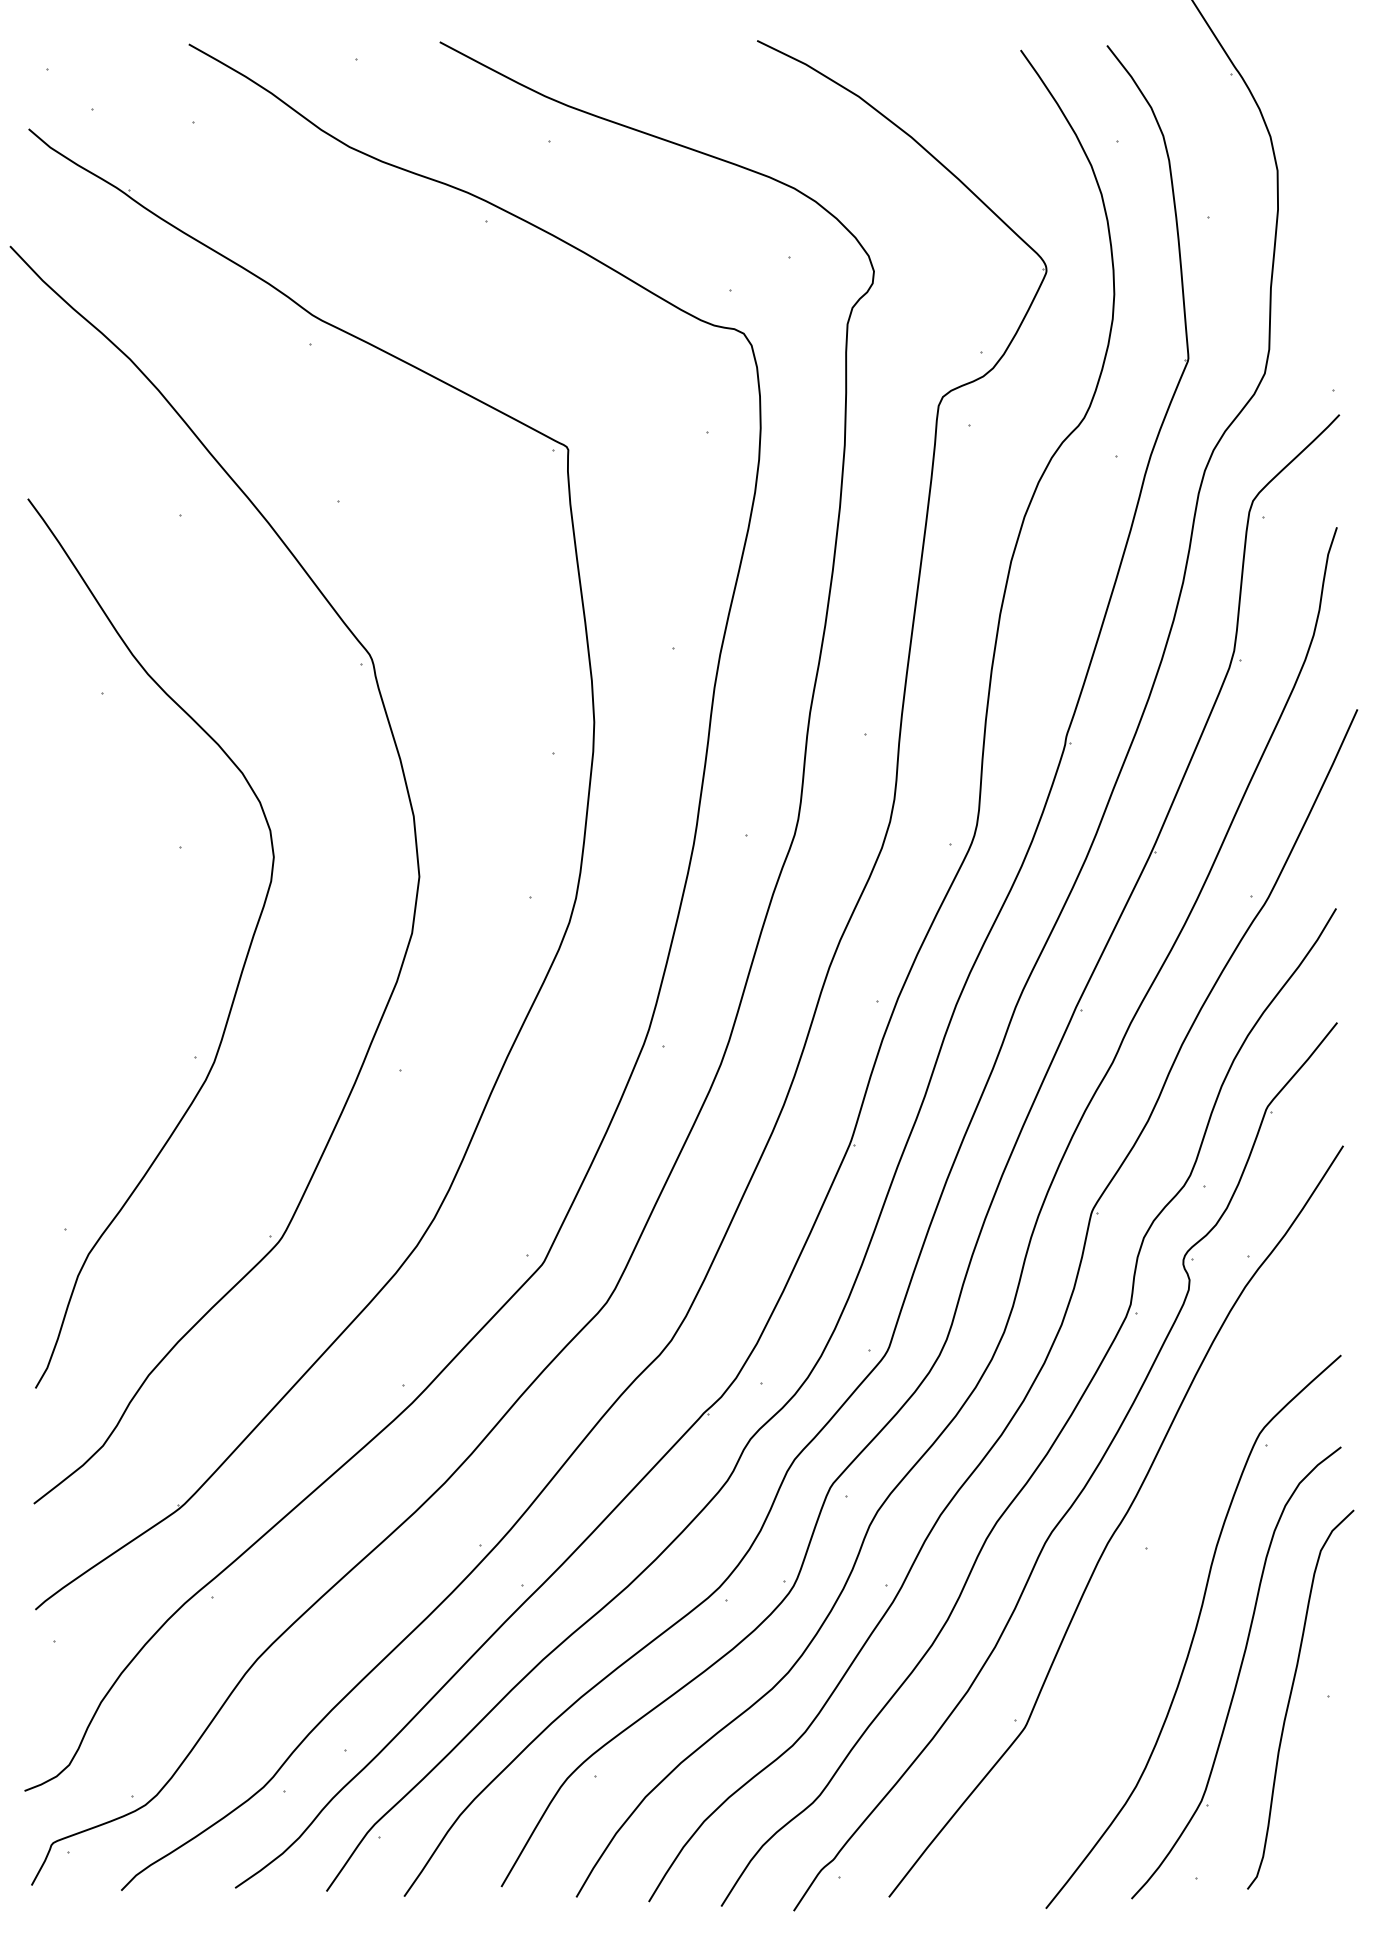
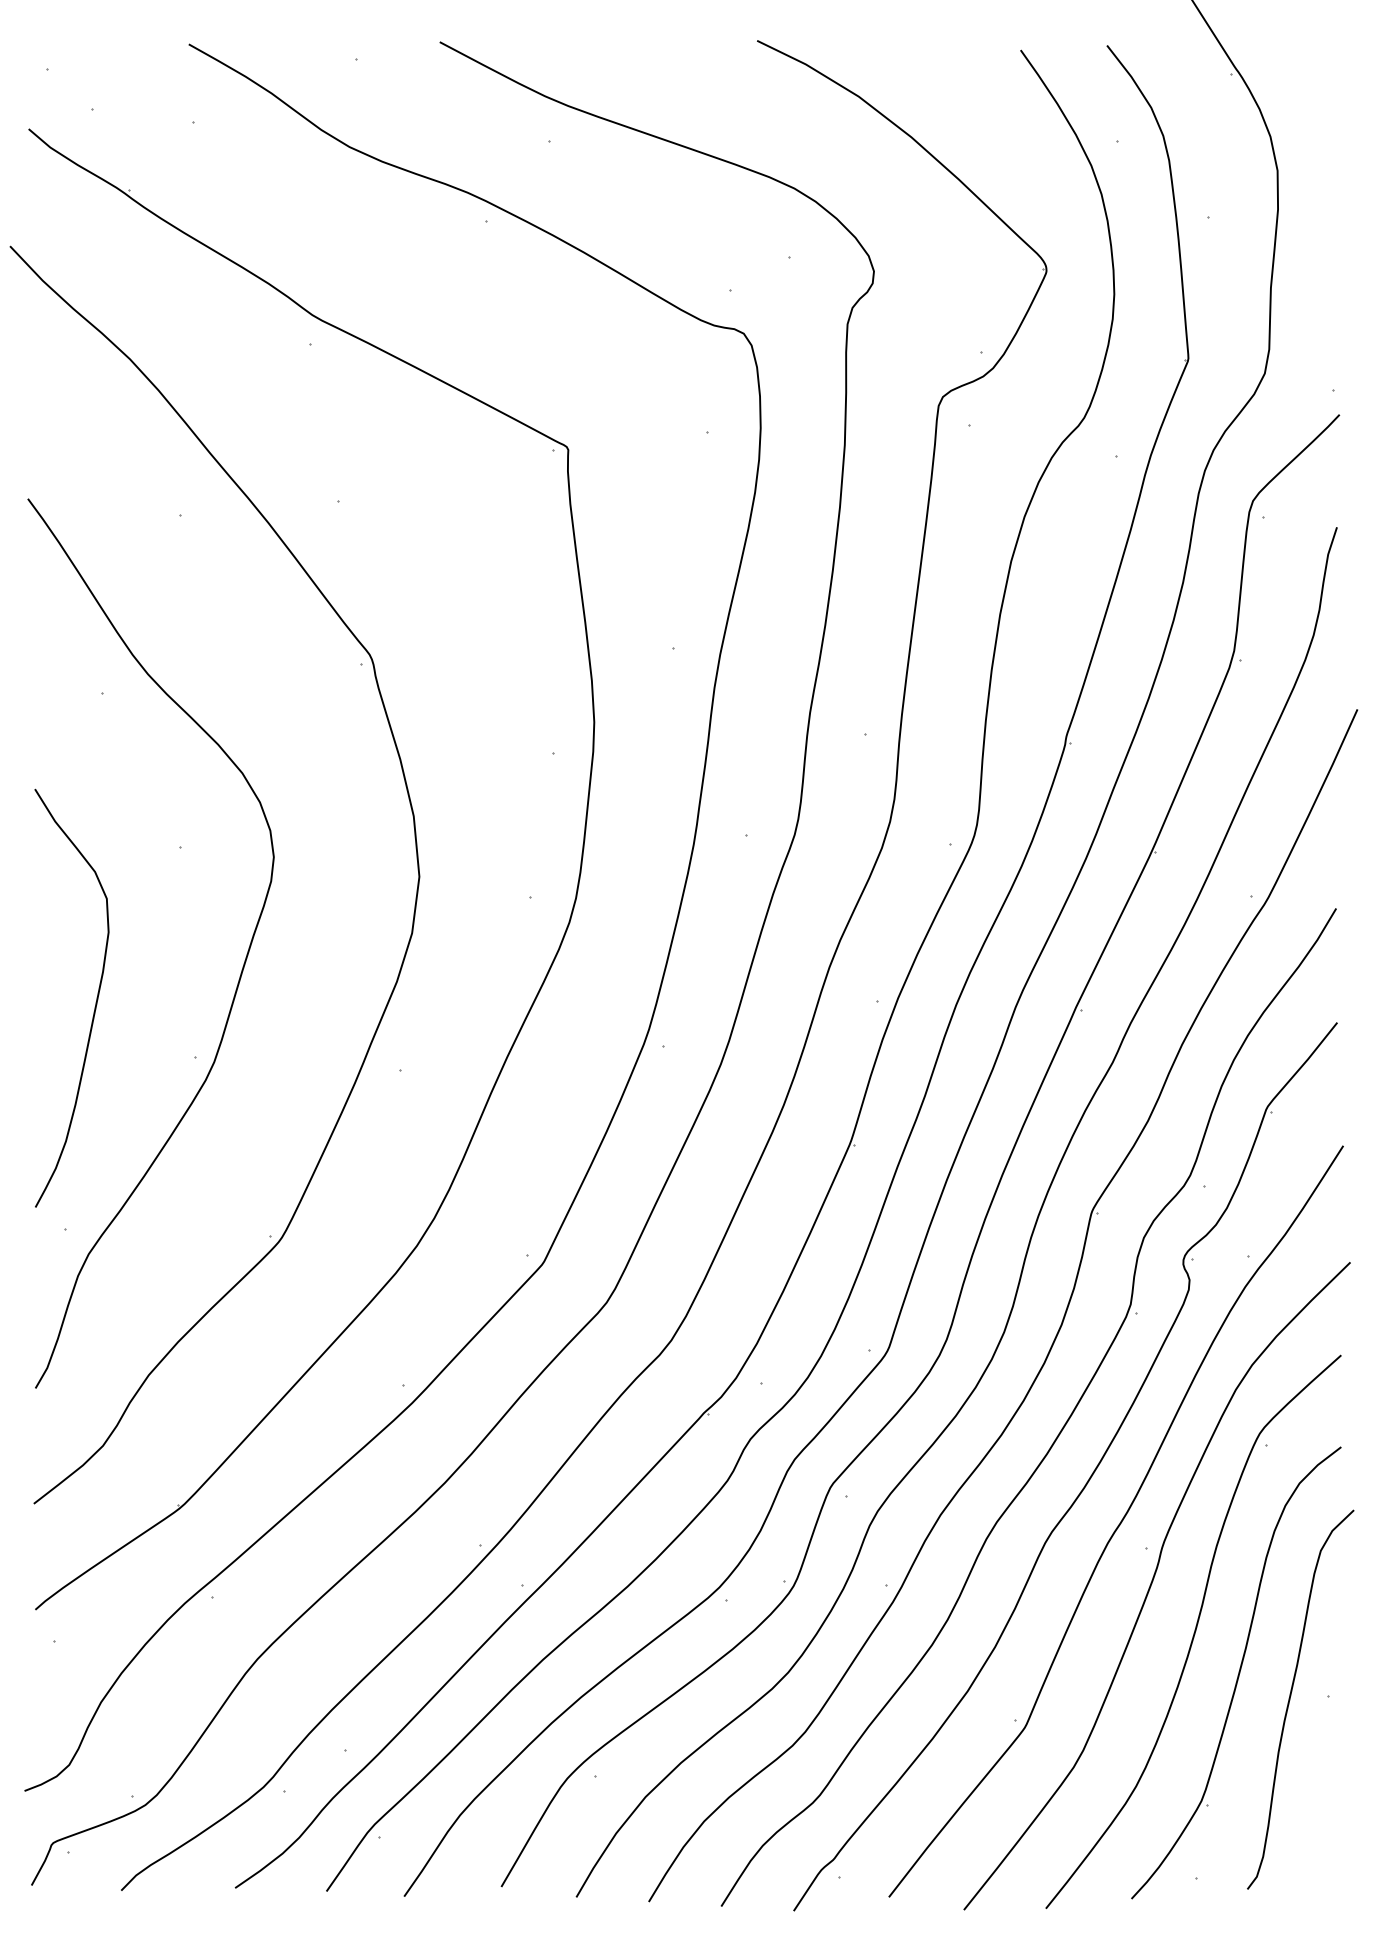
curve: none -> present (95, 1002)
curve: none -> present (1152, 1584)
